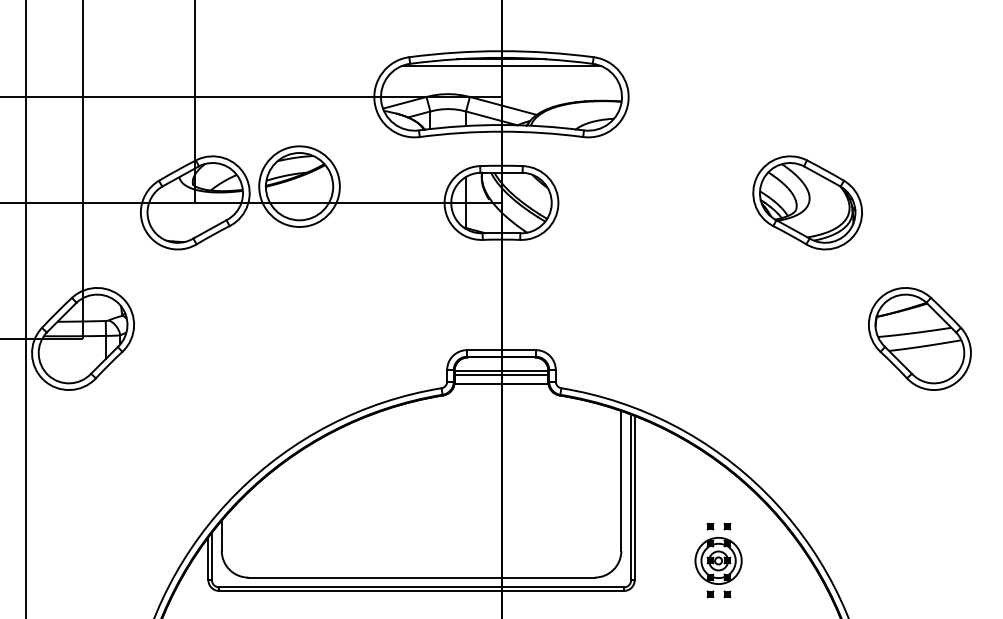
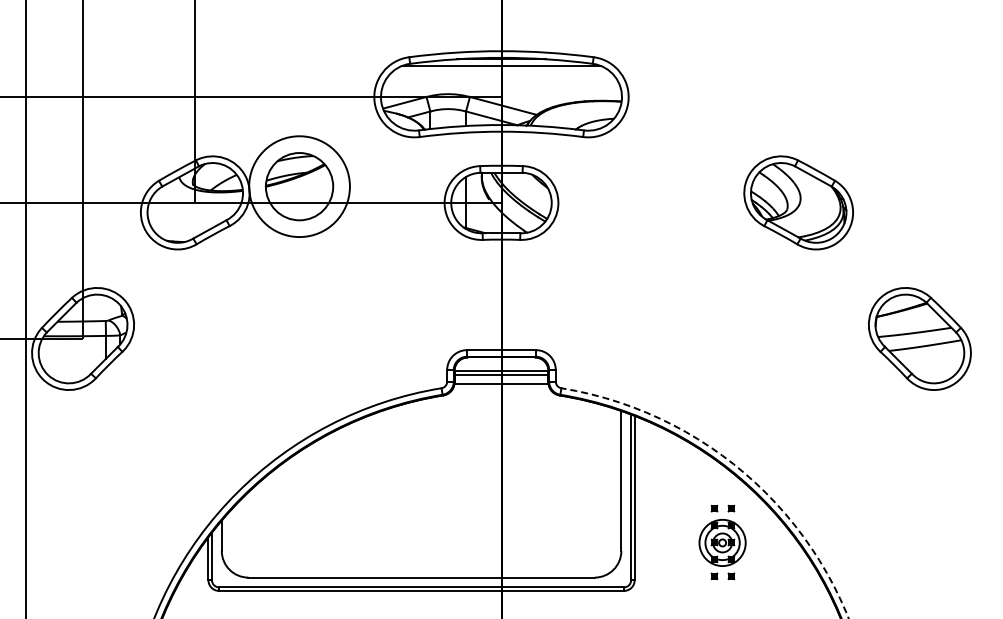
circle diameter: 81 px -> 101 px (299, 186)
part position: (807, 202) -> (798, 202) (798, 202)
arc: solid -> dashed (735, 466)
part position: (718, 560) -> (722, 542) (722, 542)
